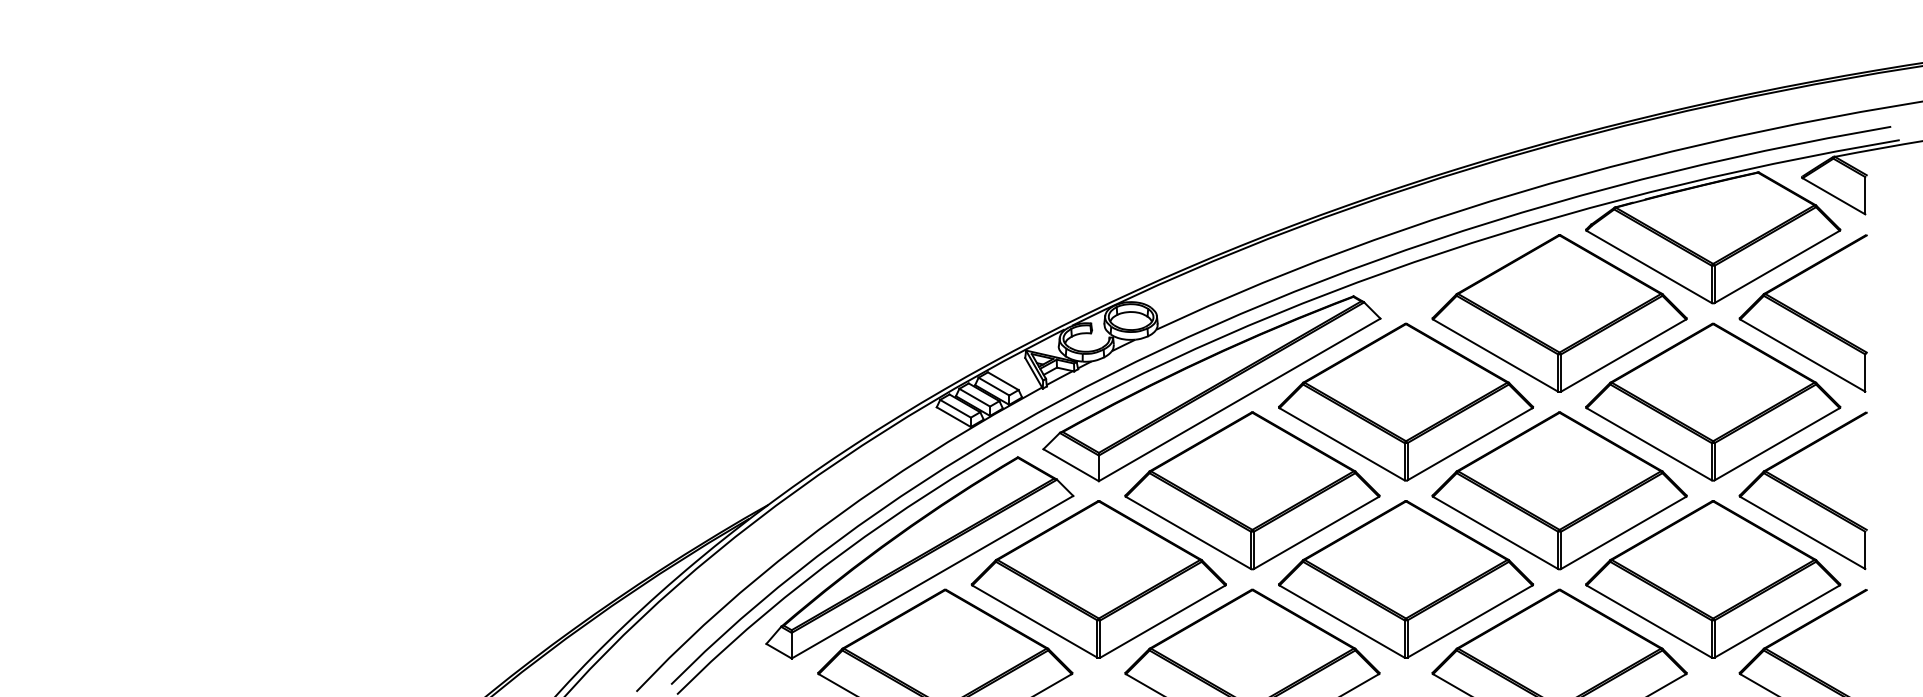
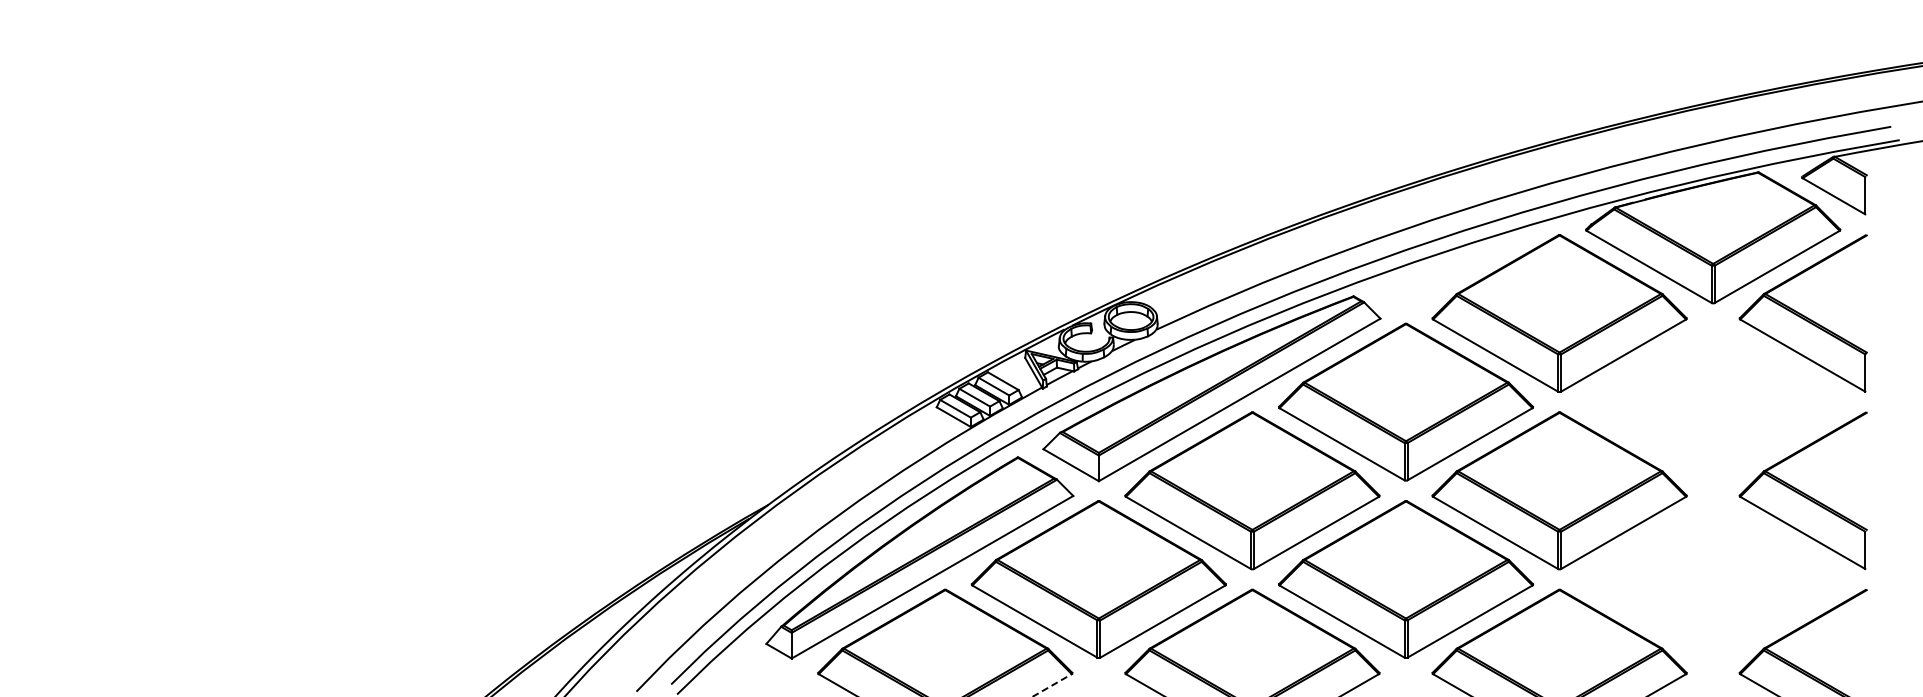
part: present -> none (1713, 401)
part: present -> none (1713, 579)
line: solid -> dashed (1052, 685)
